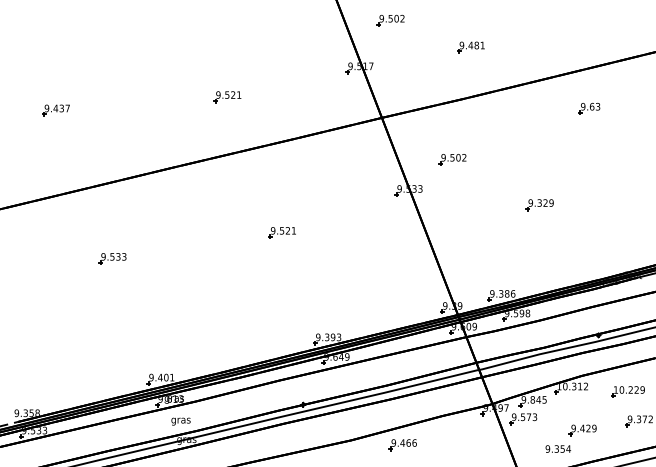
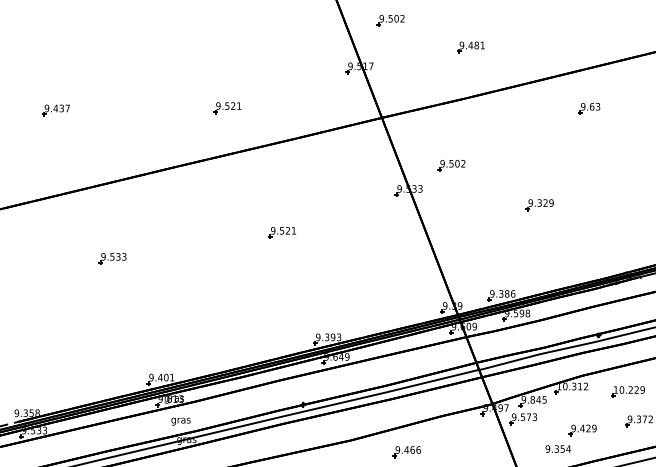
part position: (227, 97) -> (227, 108) (227, 108)
part position: (452, 159) -> (451, 165) (451, 165)
part position: (402, 445) -> (406, 452) (406, 452)
